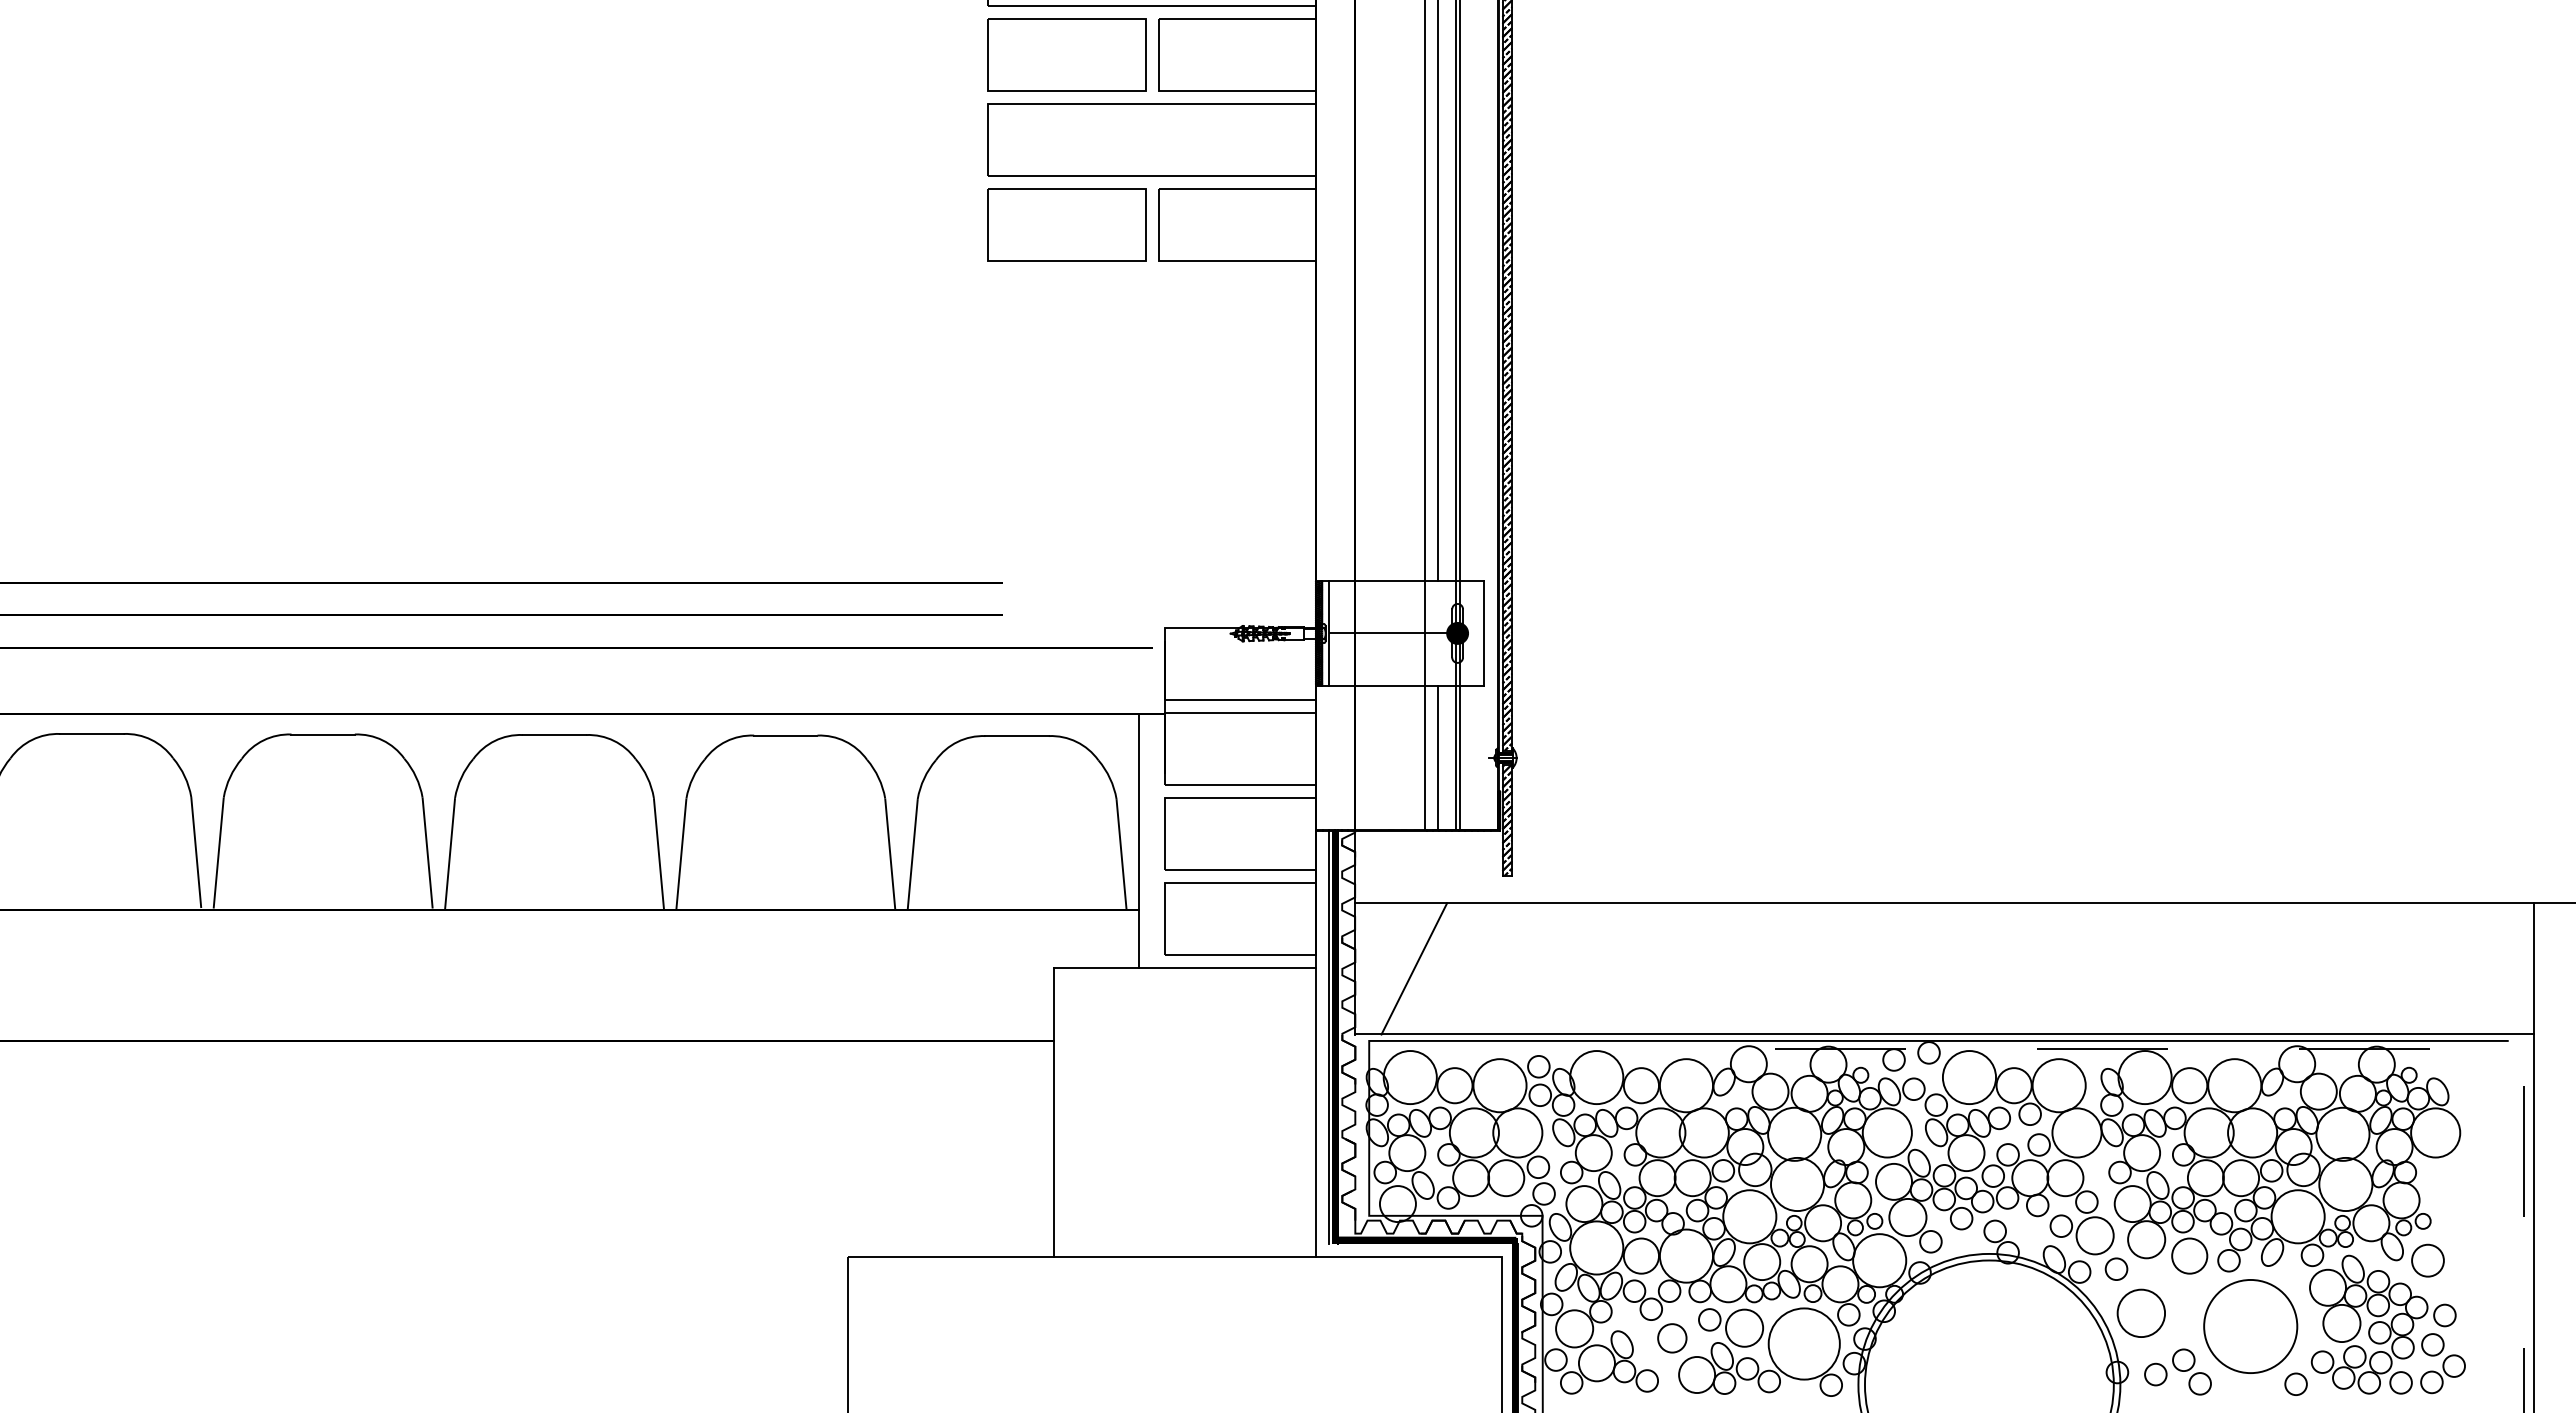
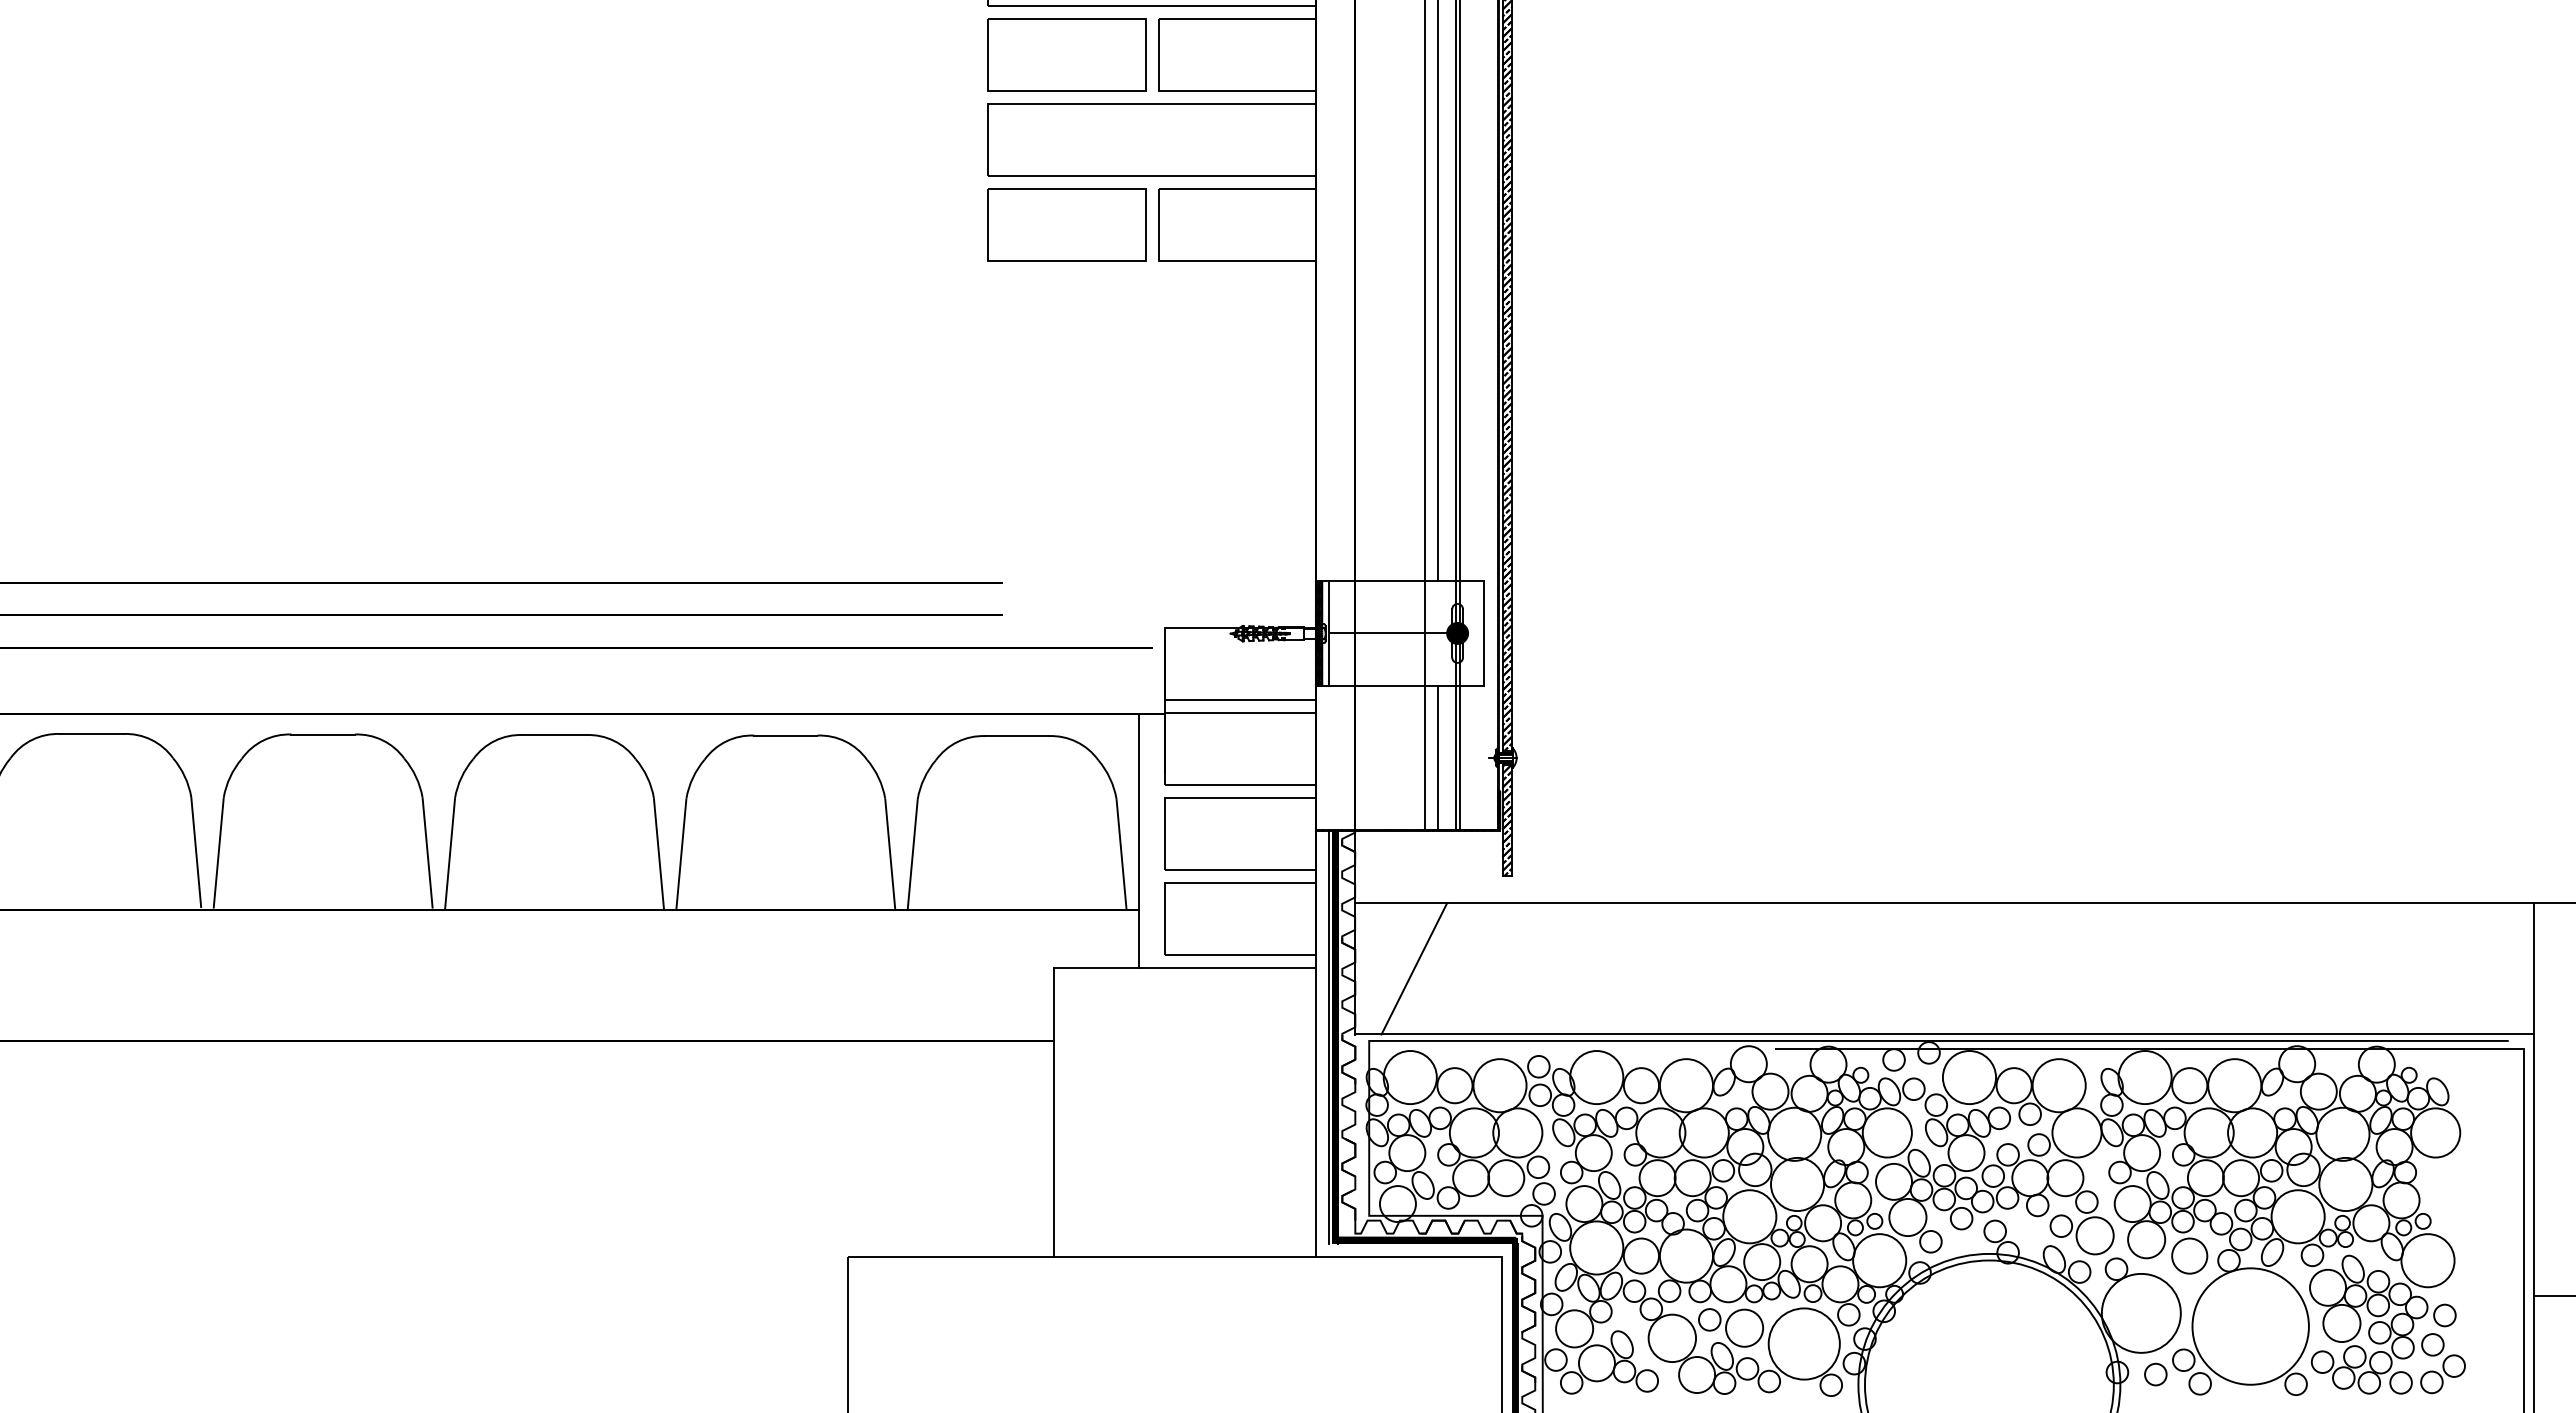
line: dashed -> solid (2332, 1048)
circle diameter: 32 px -> 53 px (2427, 1260)
line: none -> present (2553, 1296)
circle diameter: 47 px -> 79 px (2140, 1312)
circle diameter: 93 px -> 116 px (2250, 1326)
circle diameter: 28 px -> 47 px (1672, 1338)
